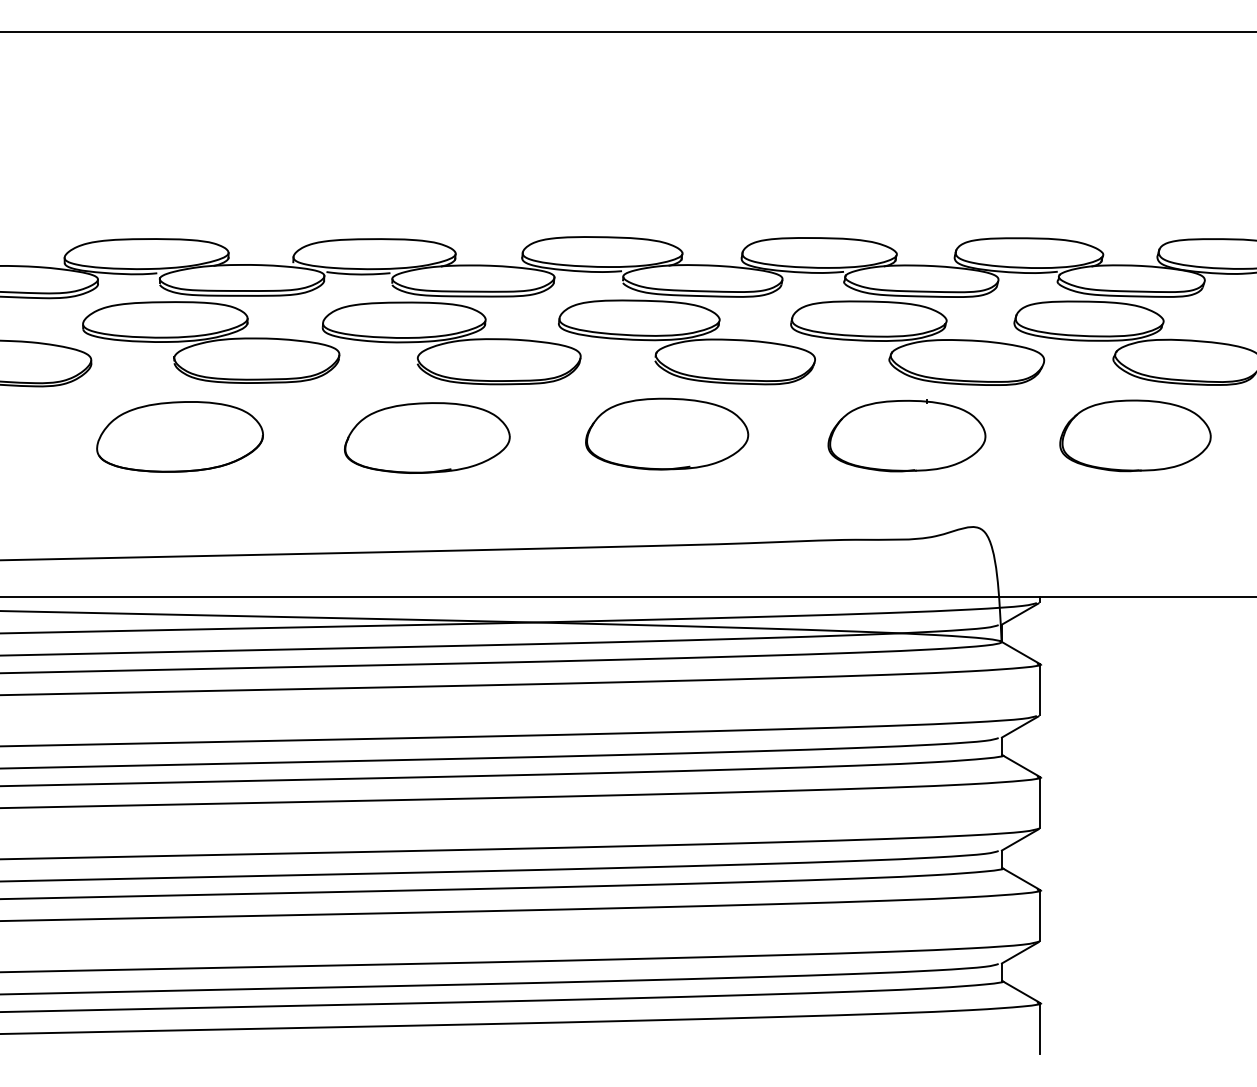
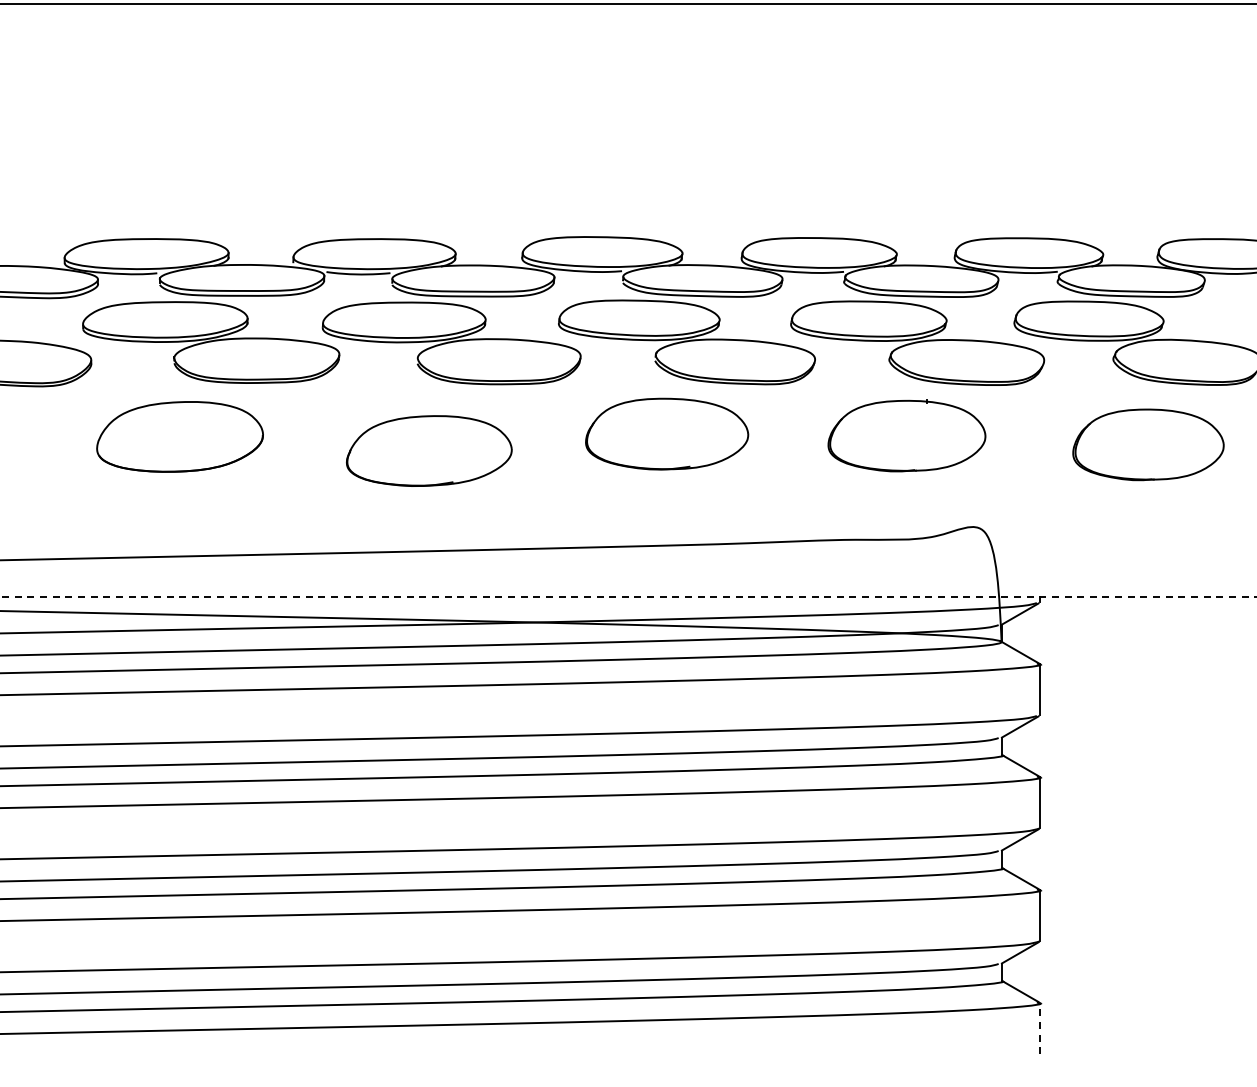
line position: (627, 32) -> (627, 4) (627, 4)
part position: (1135, 435) -> (1148, 444) (1148, 444)
part position: (427, 437) -> (429, 450) (429, 450)
line: solid -> dashed (628, 597)
line: solid -> dashed (1039, 1028)
